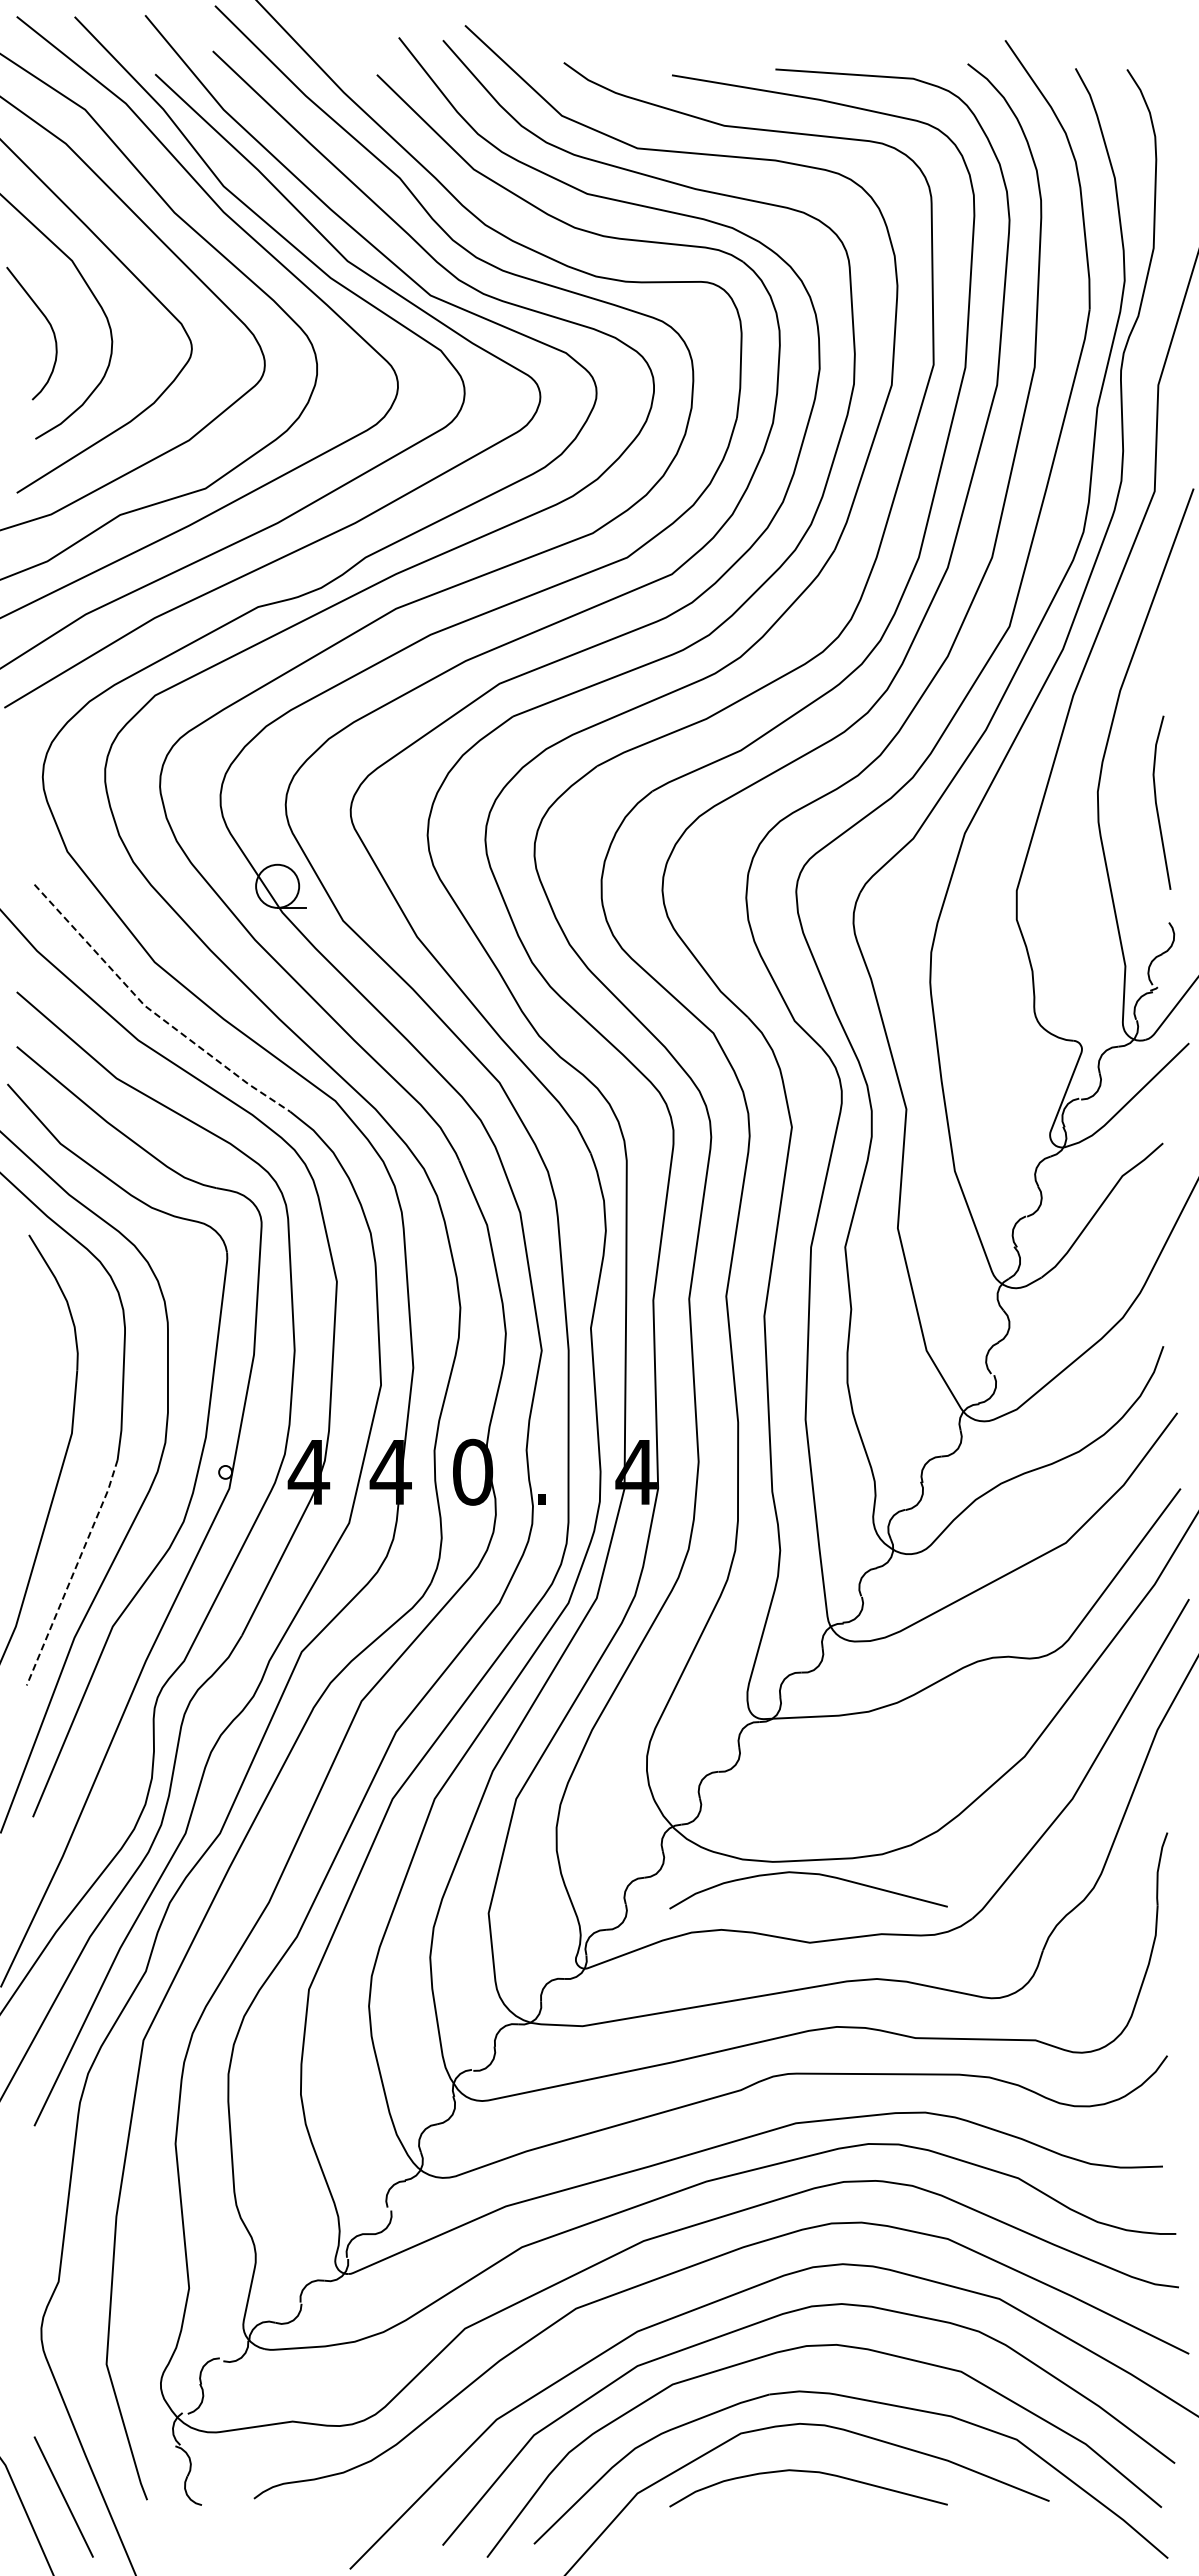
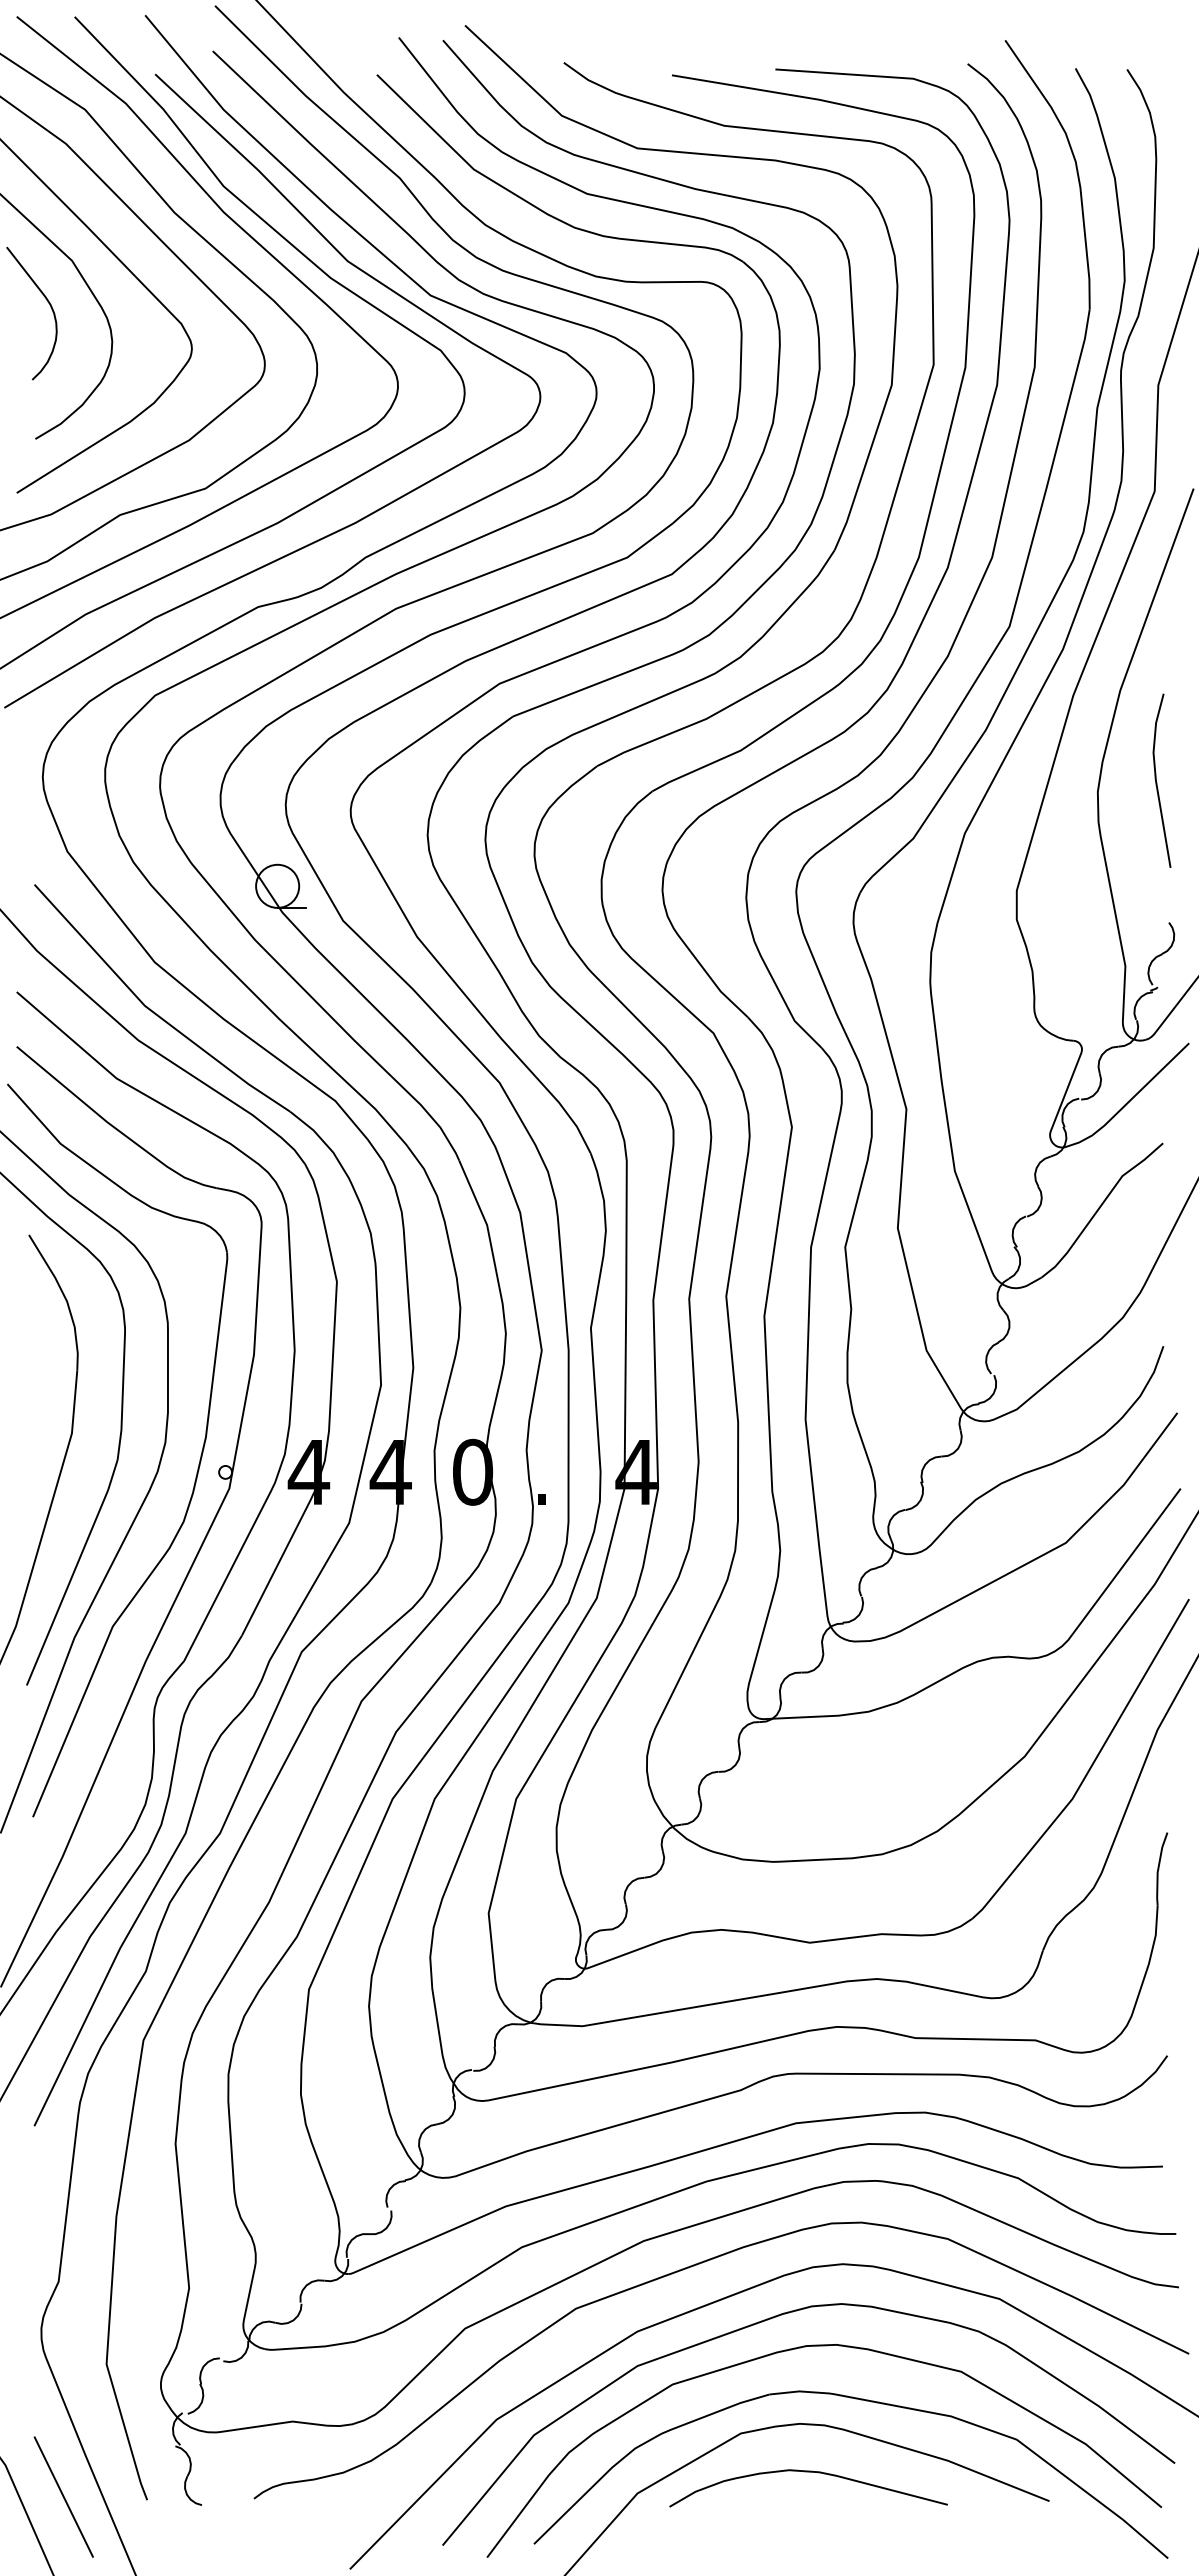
curve position: (47, 322) -> (47, 302) (47, 302)
line position: (1157, 804) -> (1157, 782) (1157, 782)
line: dashed -> solid (152, 1011)
line: dashed -> solid (73, 1573)
curve: present -> none (808, 1874)
